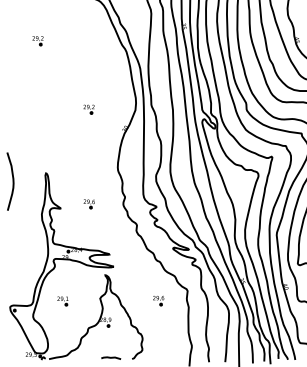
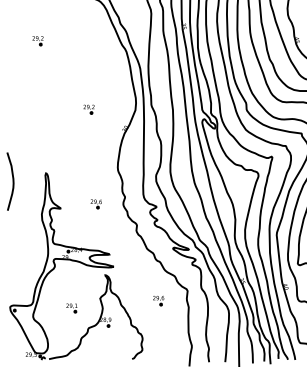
part position: (88, 204) -> (95, 204) (95, 204)
part position: (62, 301) -> (71, 308) (71, 308)
line: present -> none (111, 357)
